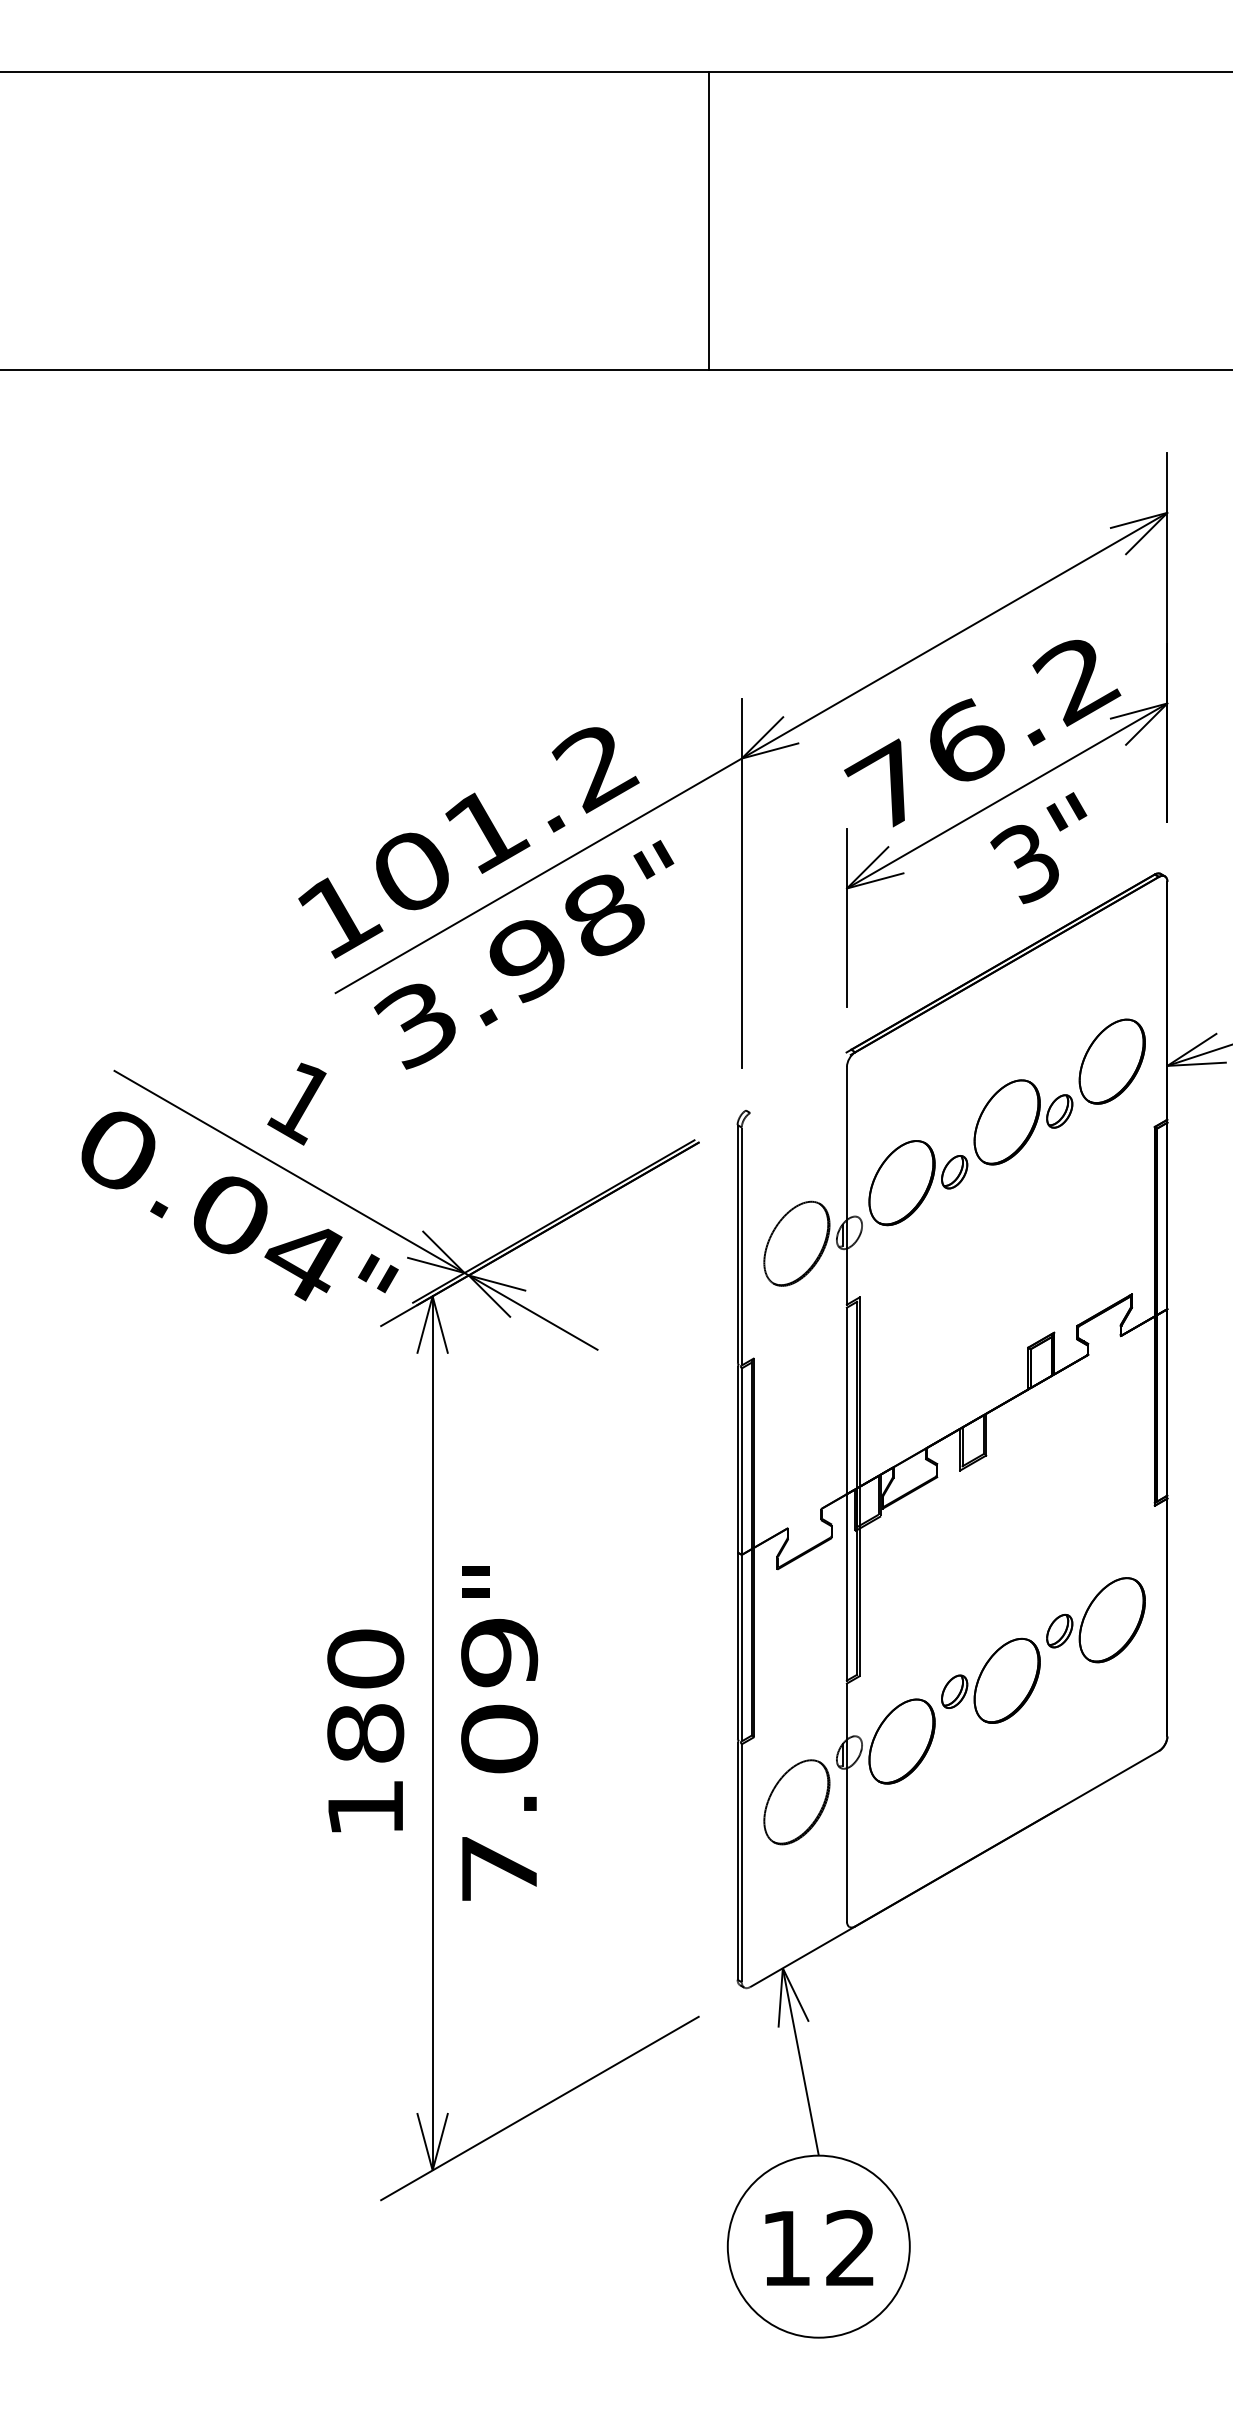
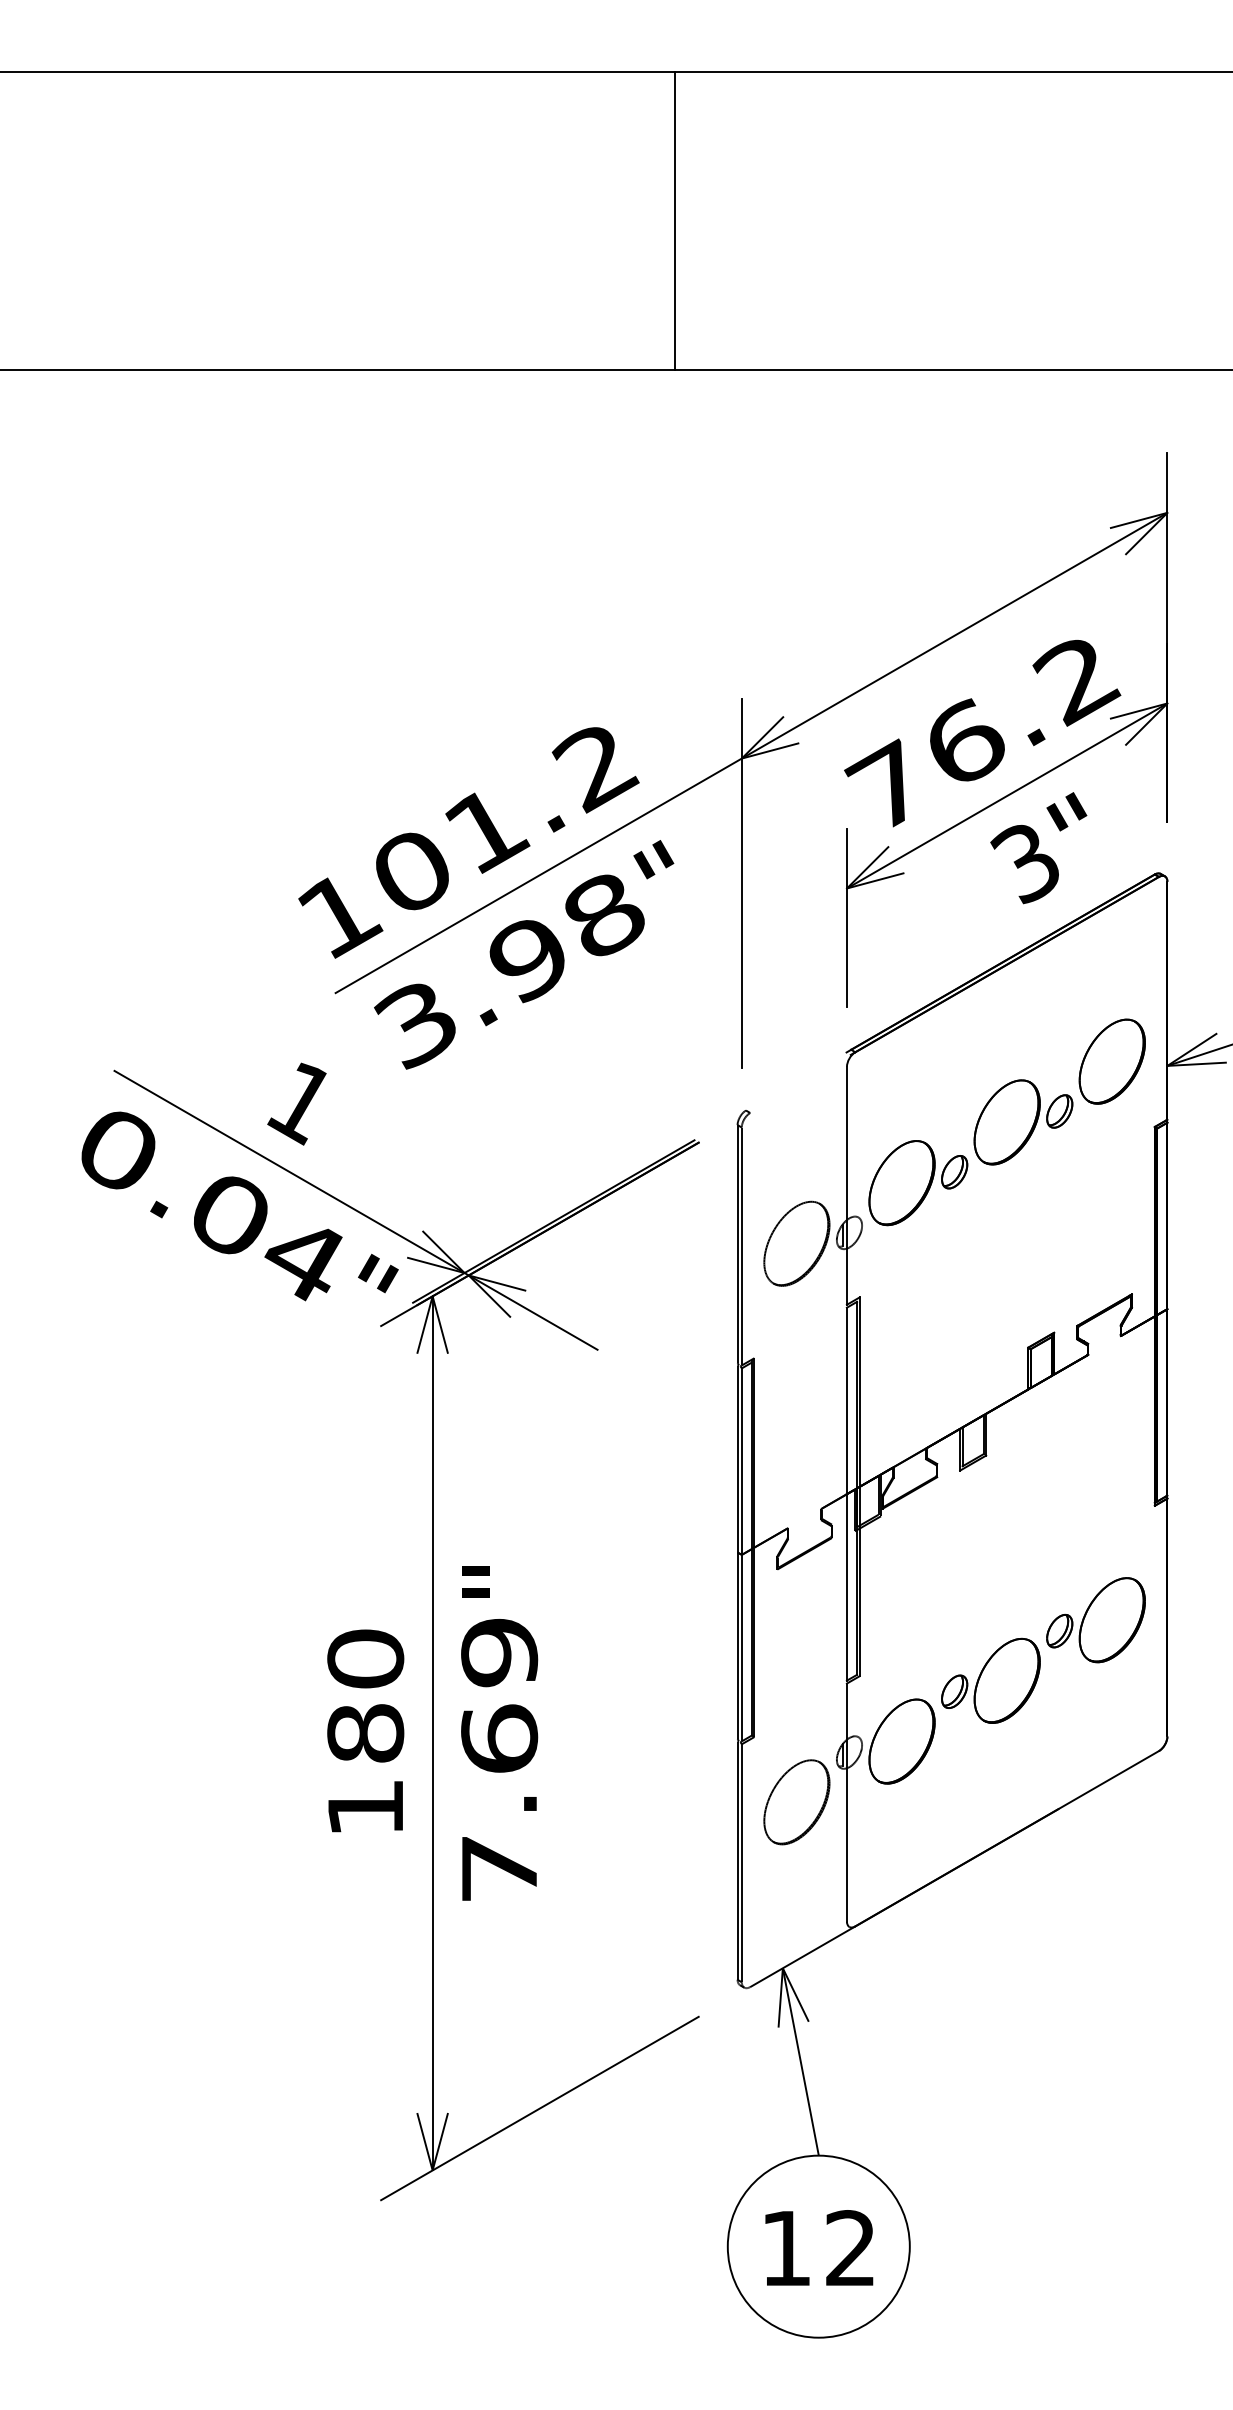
line position: (709, 220) -> (675, 220) (675, 220)
text: 7.09 -> 7.69 (499, 1738)
